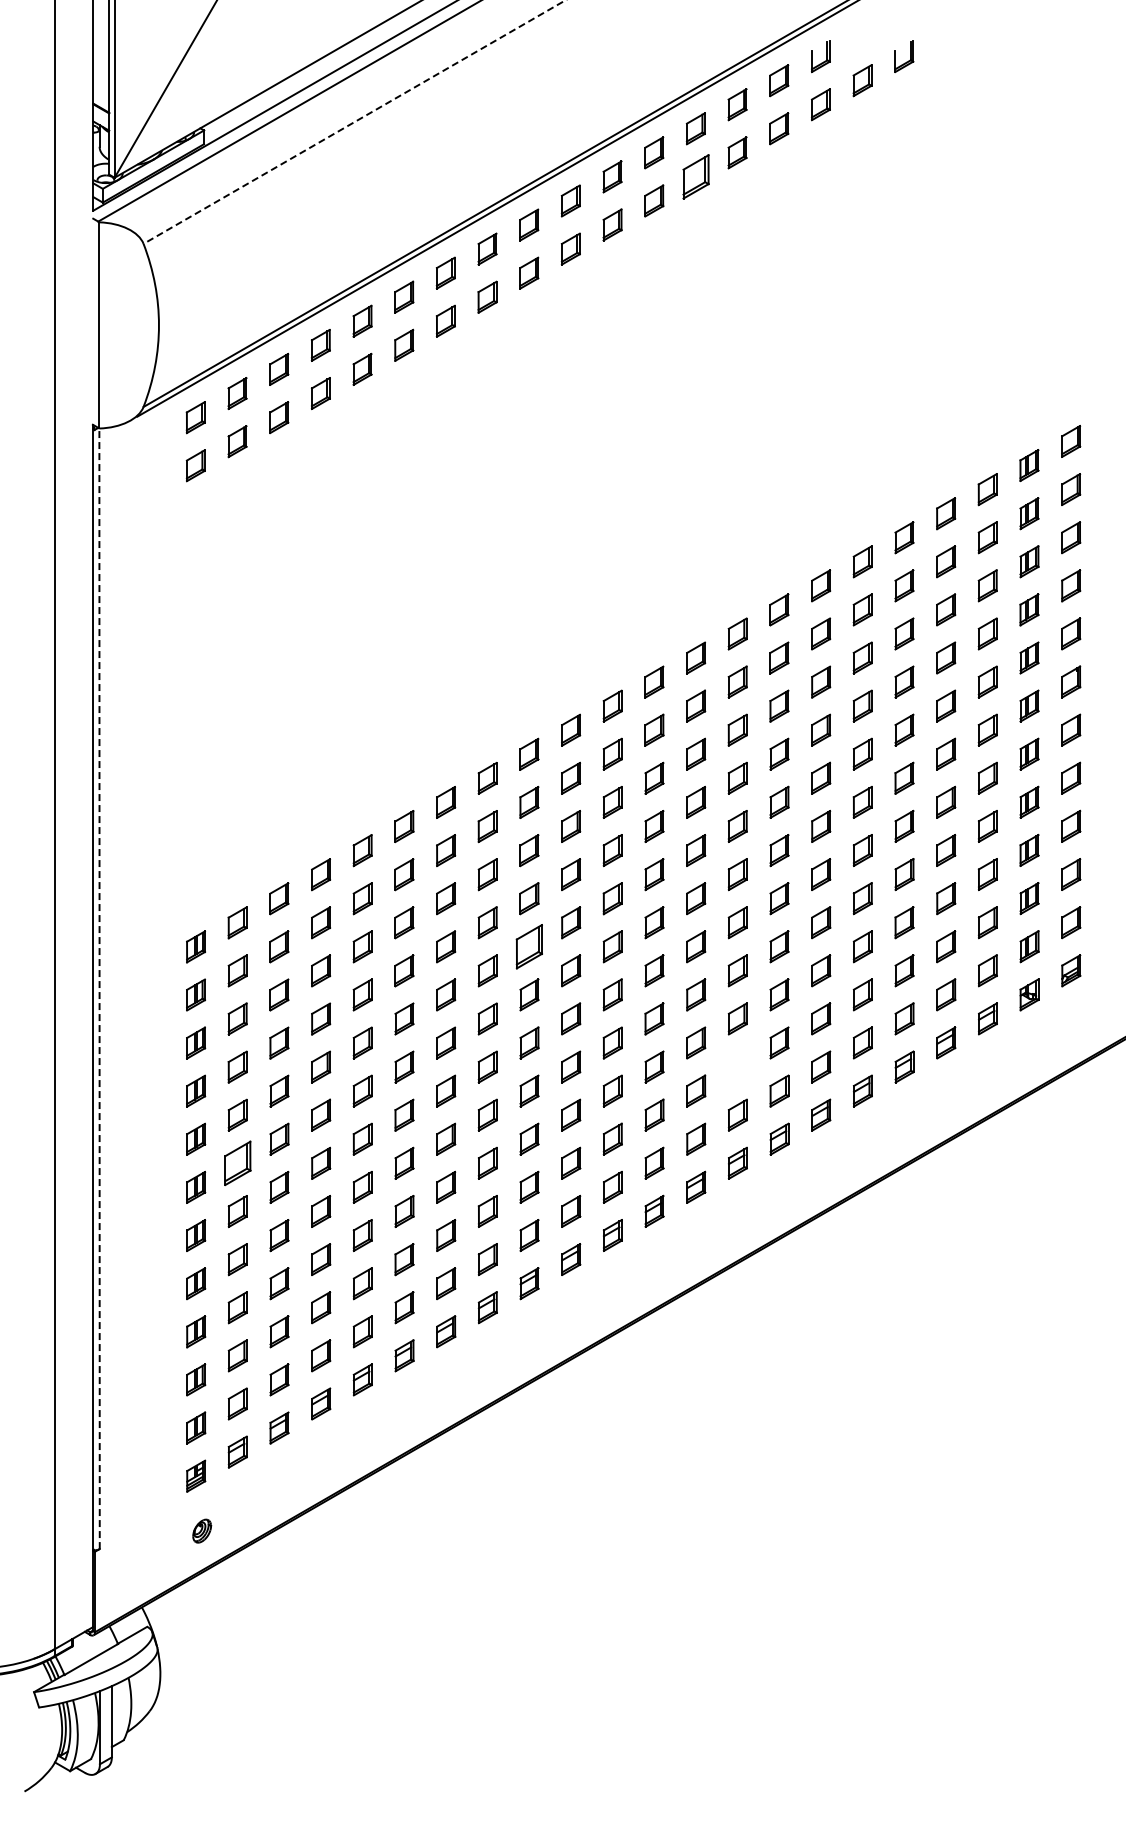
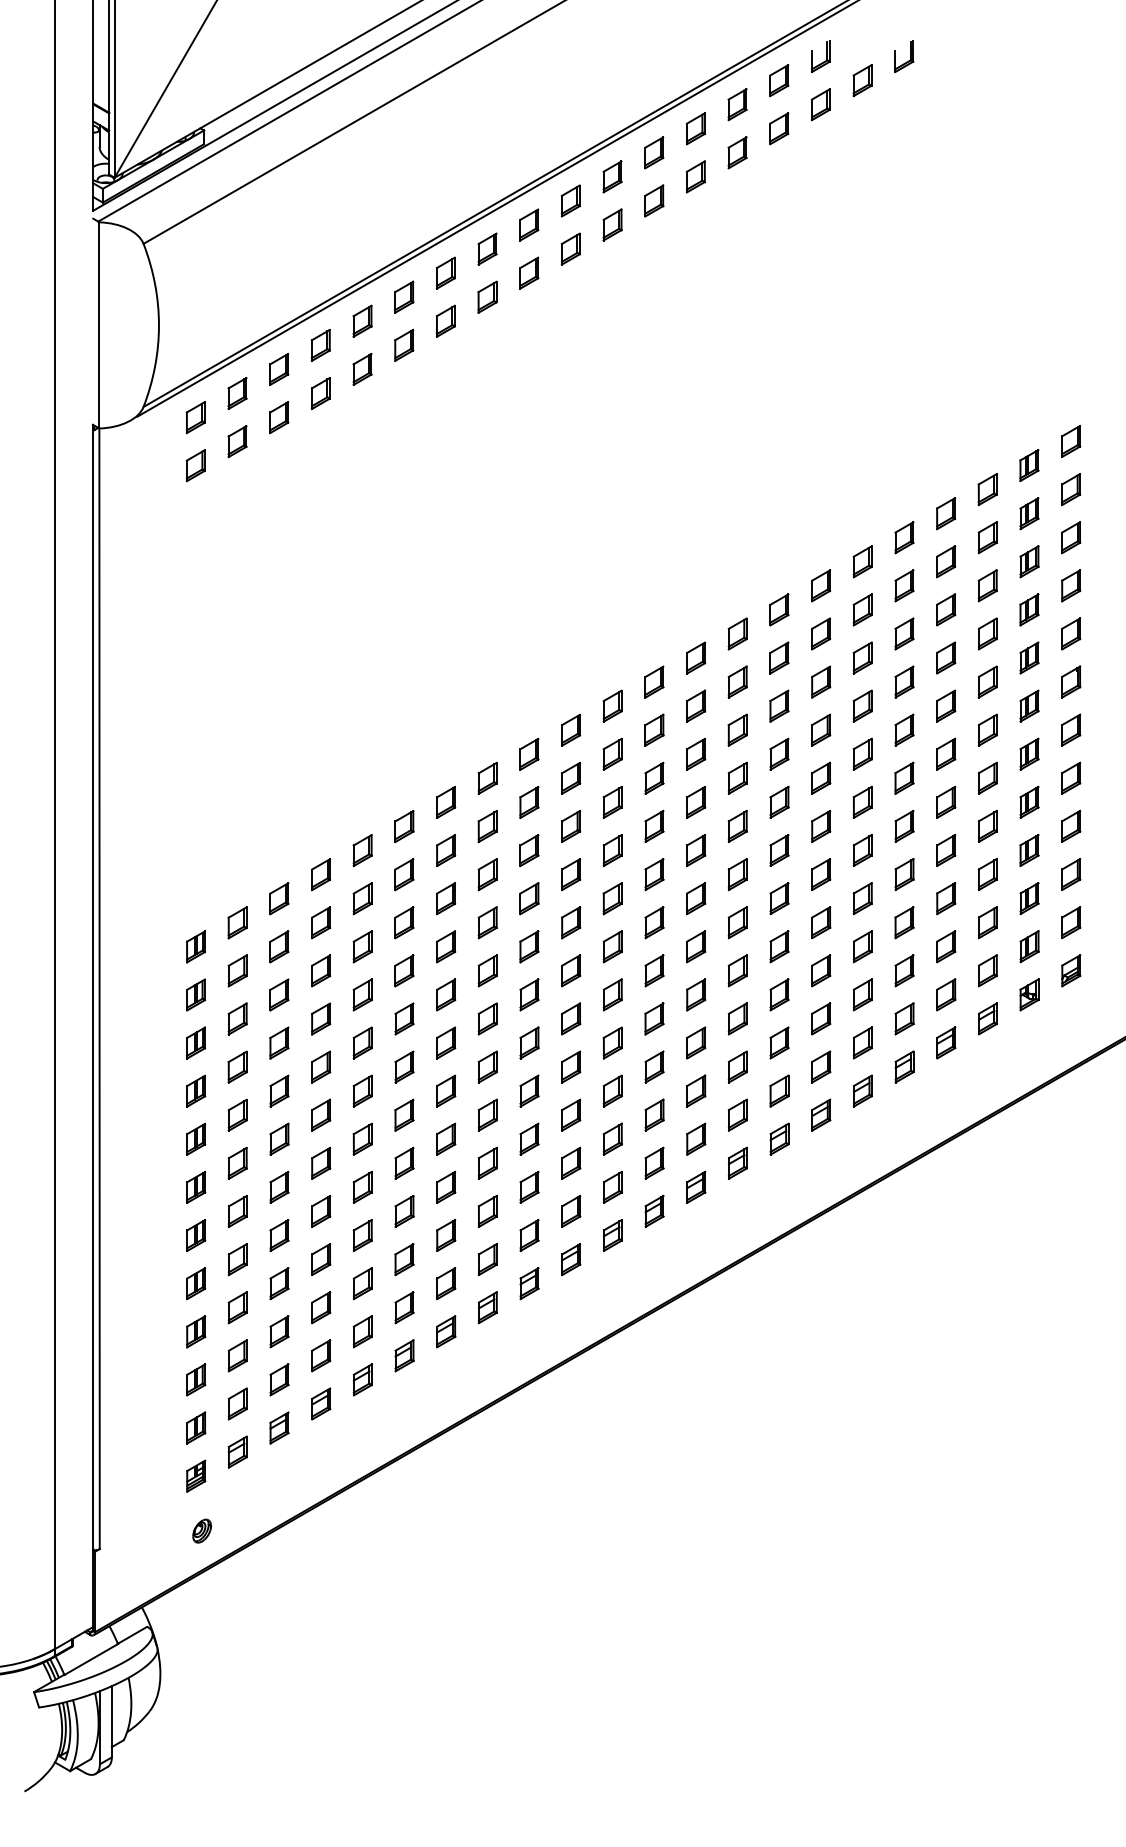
line: dashed -> solid (354, 122)
part size: 28x46 px -> 21x34 px (695, 176)
part size: 28x46 px -> 21x34 px (529, 946)
line: dashed -> solid (99, 988)
part: none -> present (737, 1066)
part size: 28x46 px -> 21x33 px (237, 1163)
